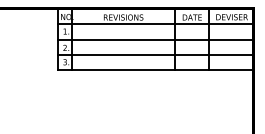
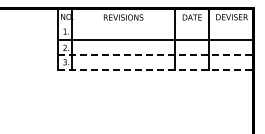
line: present -> none (155, 24)
line: solid -> dashed (155, 55)
line: solid -> dashed (155, 70)
